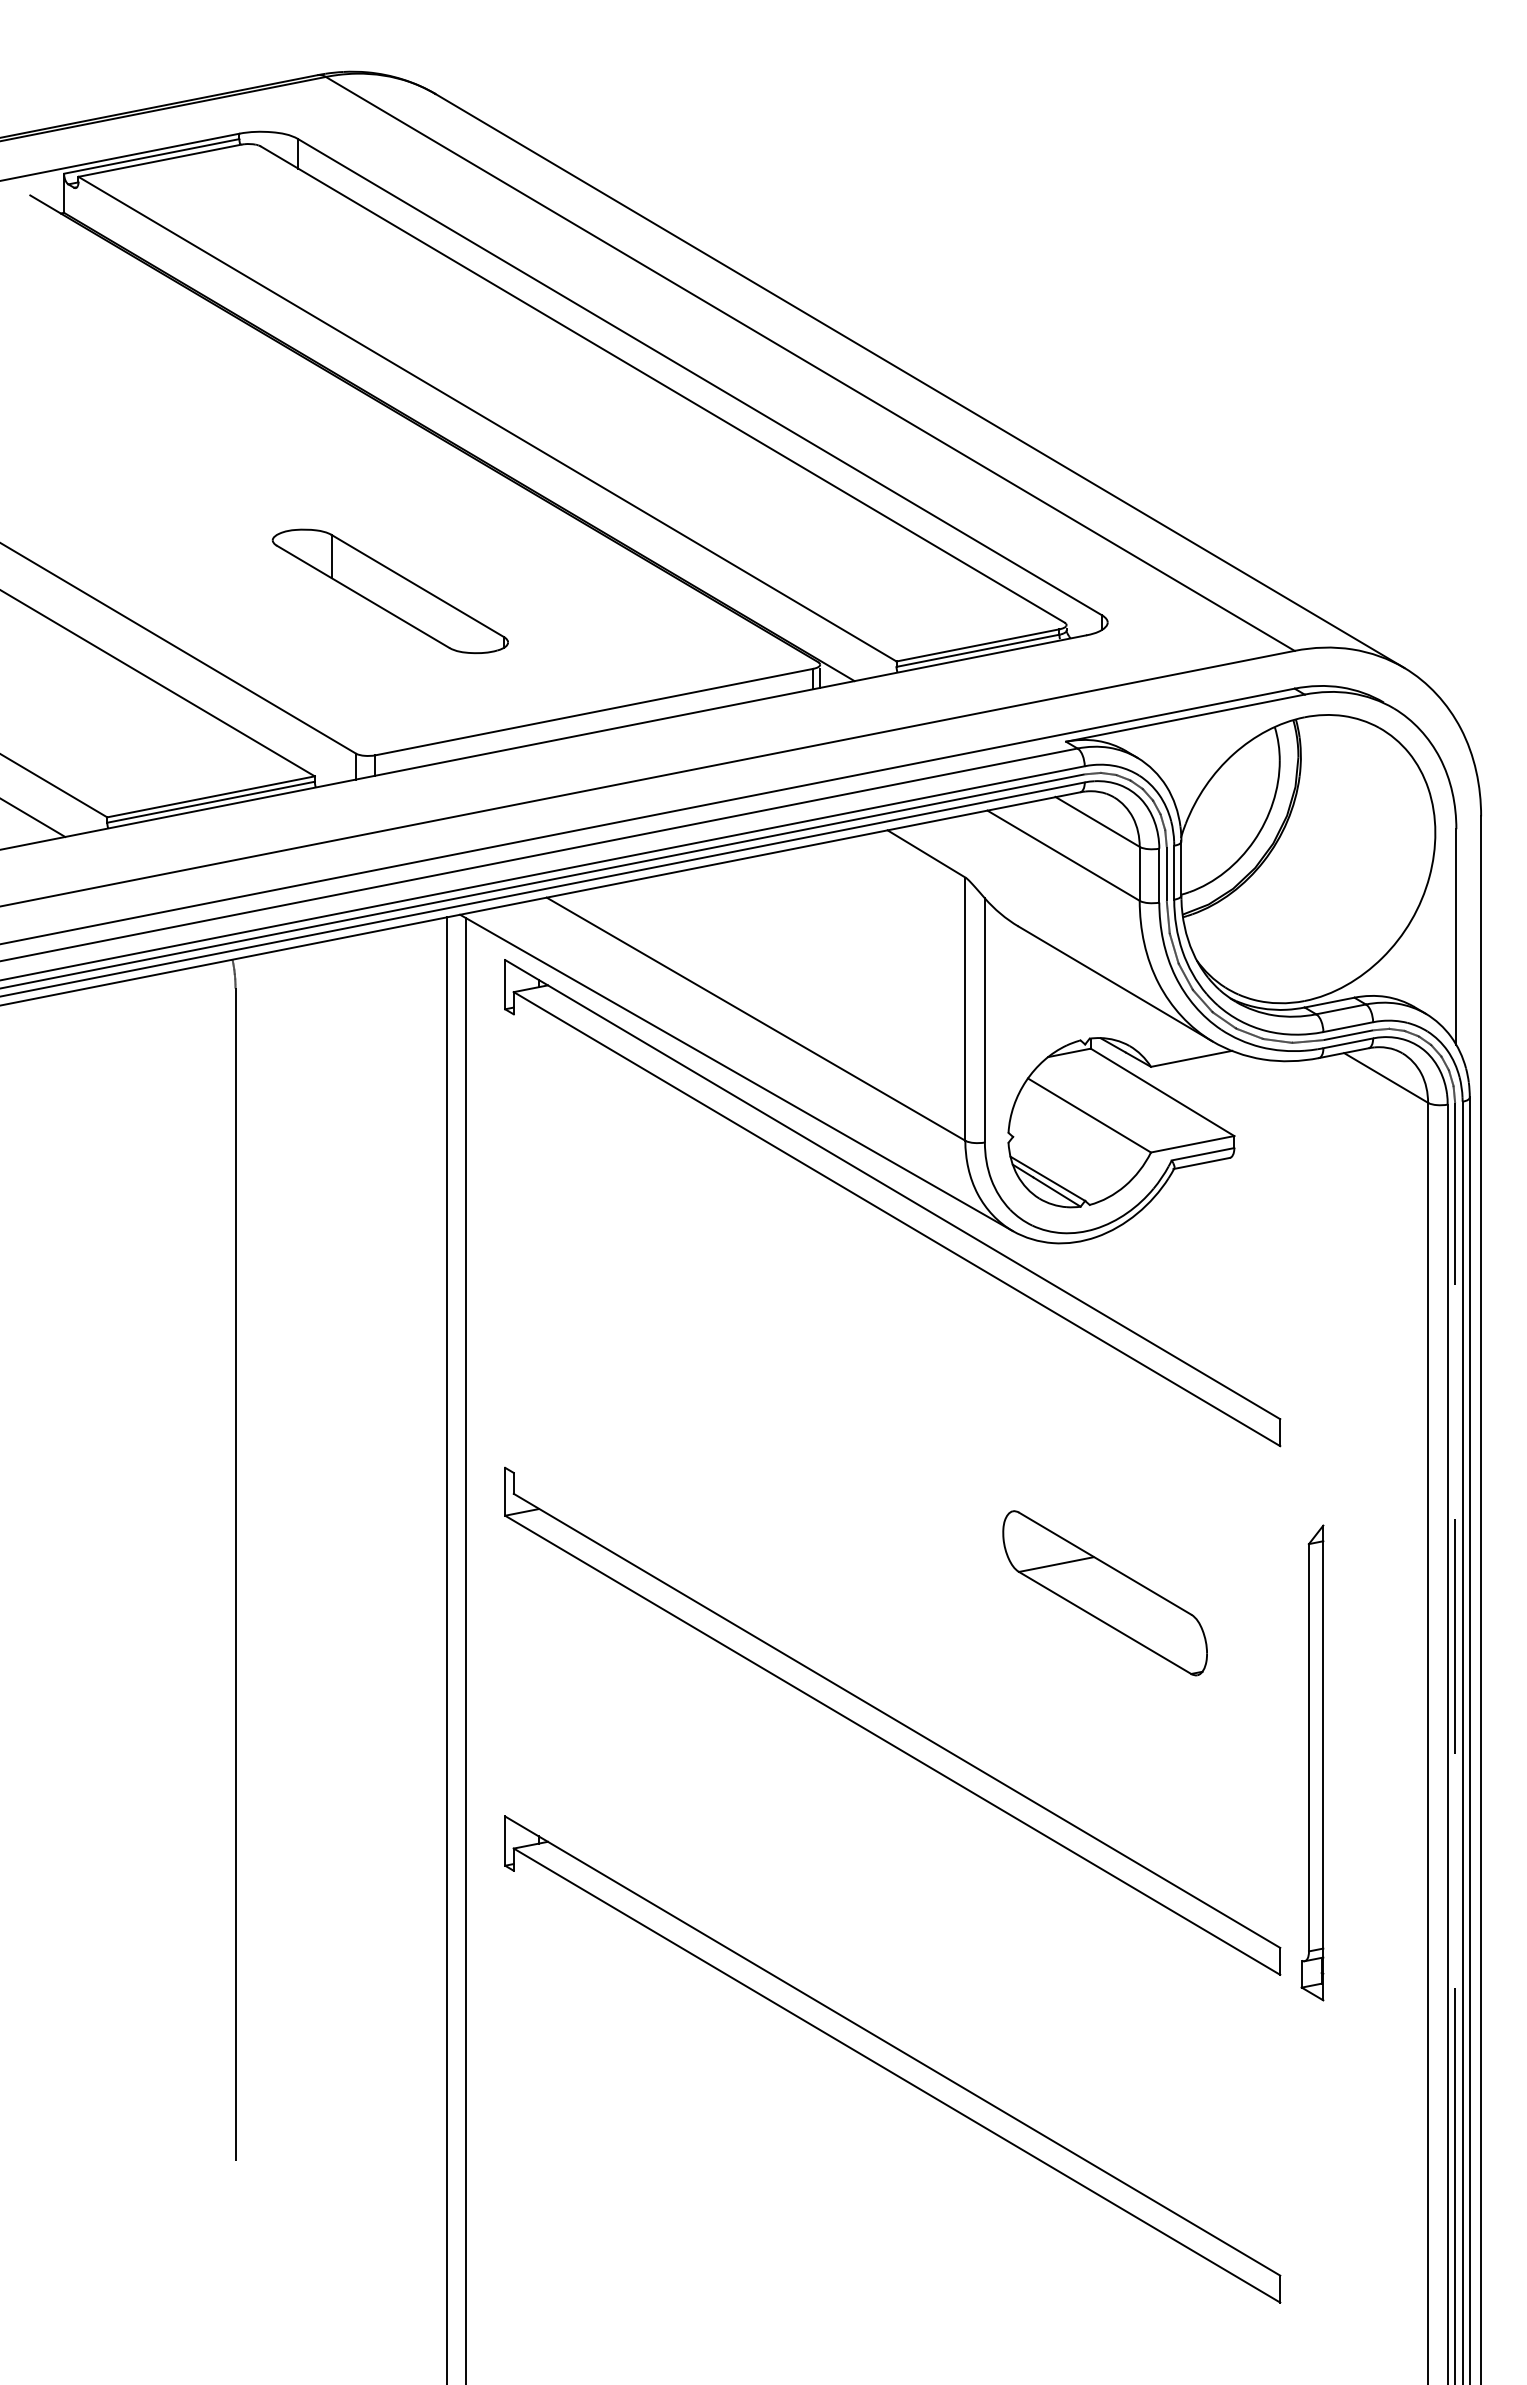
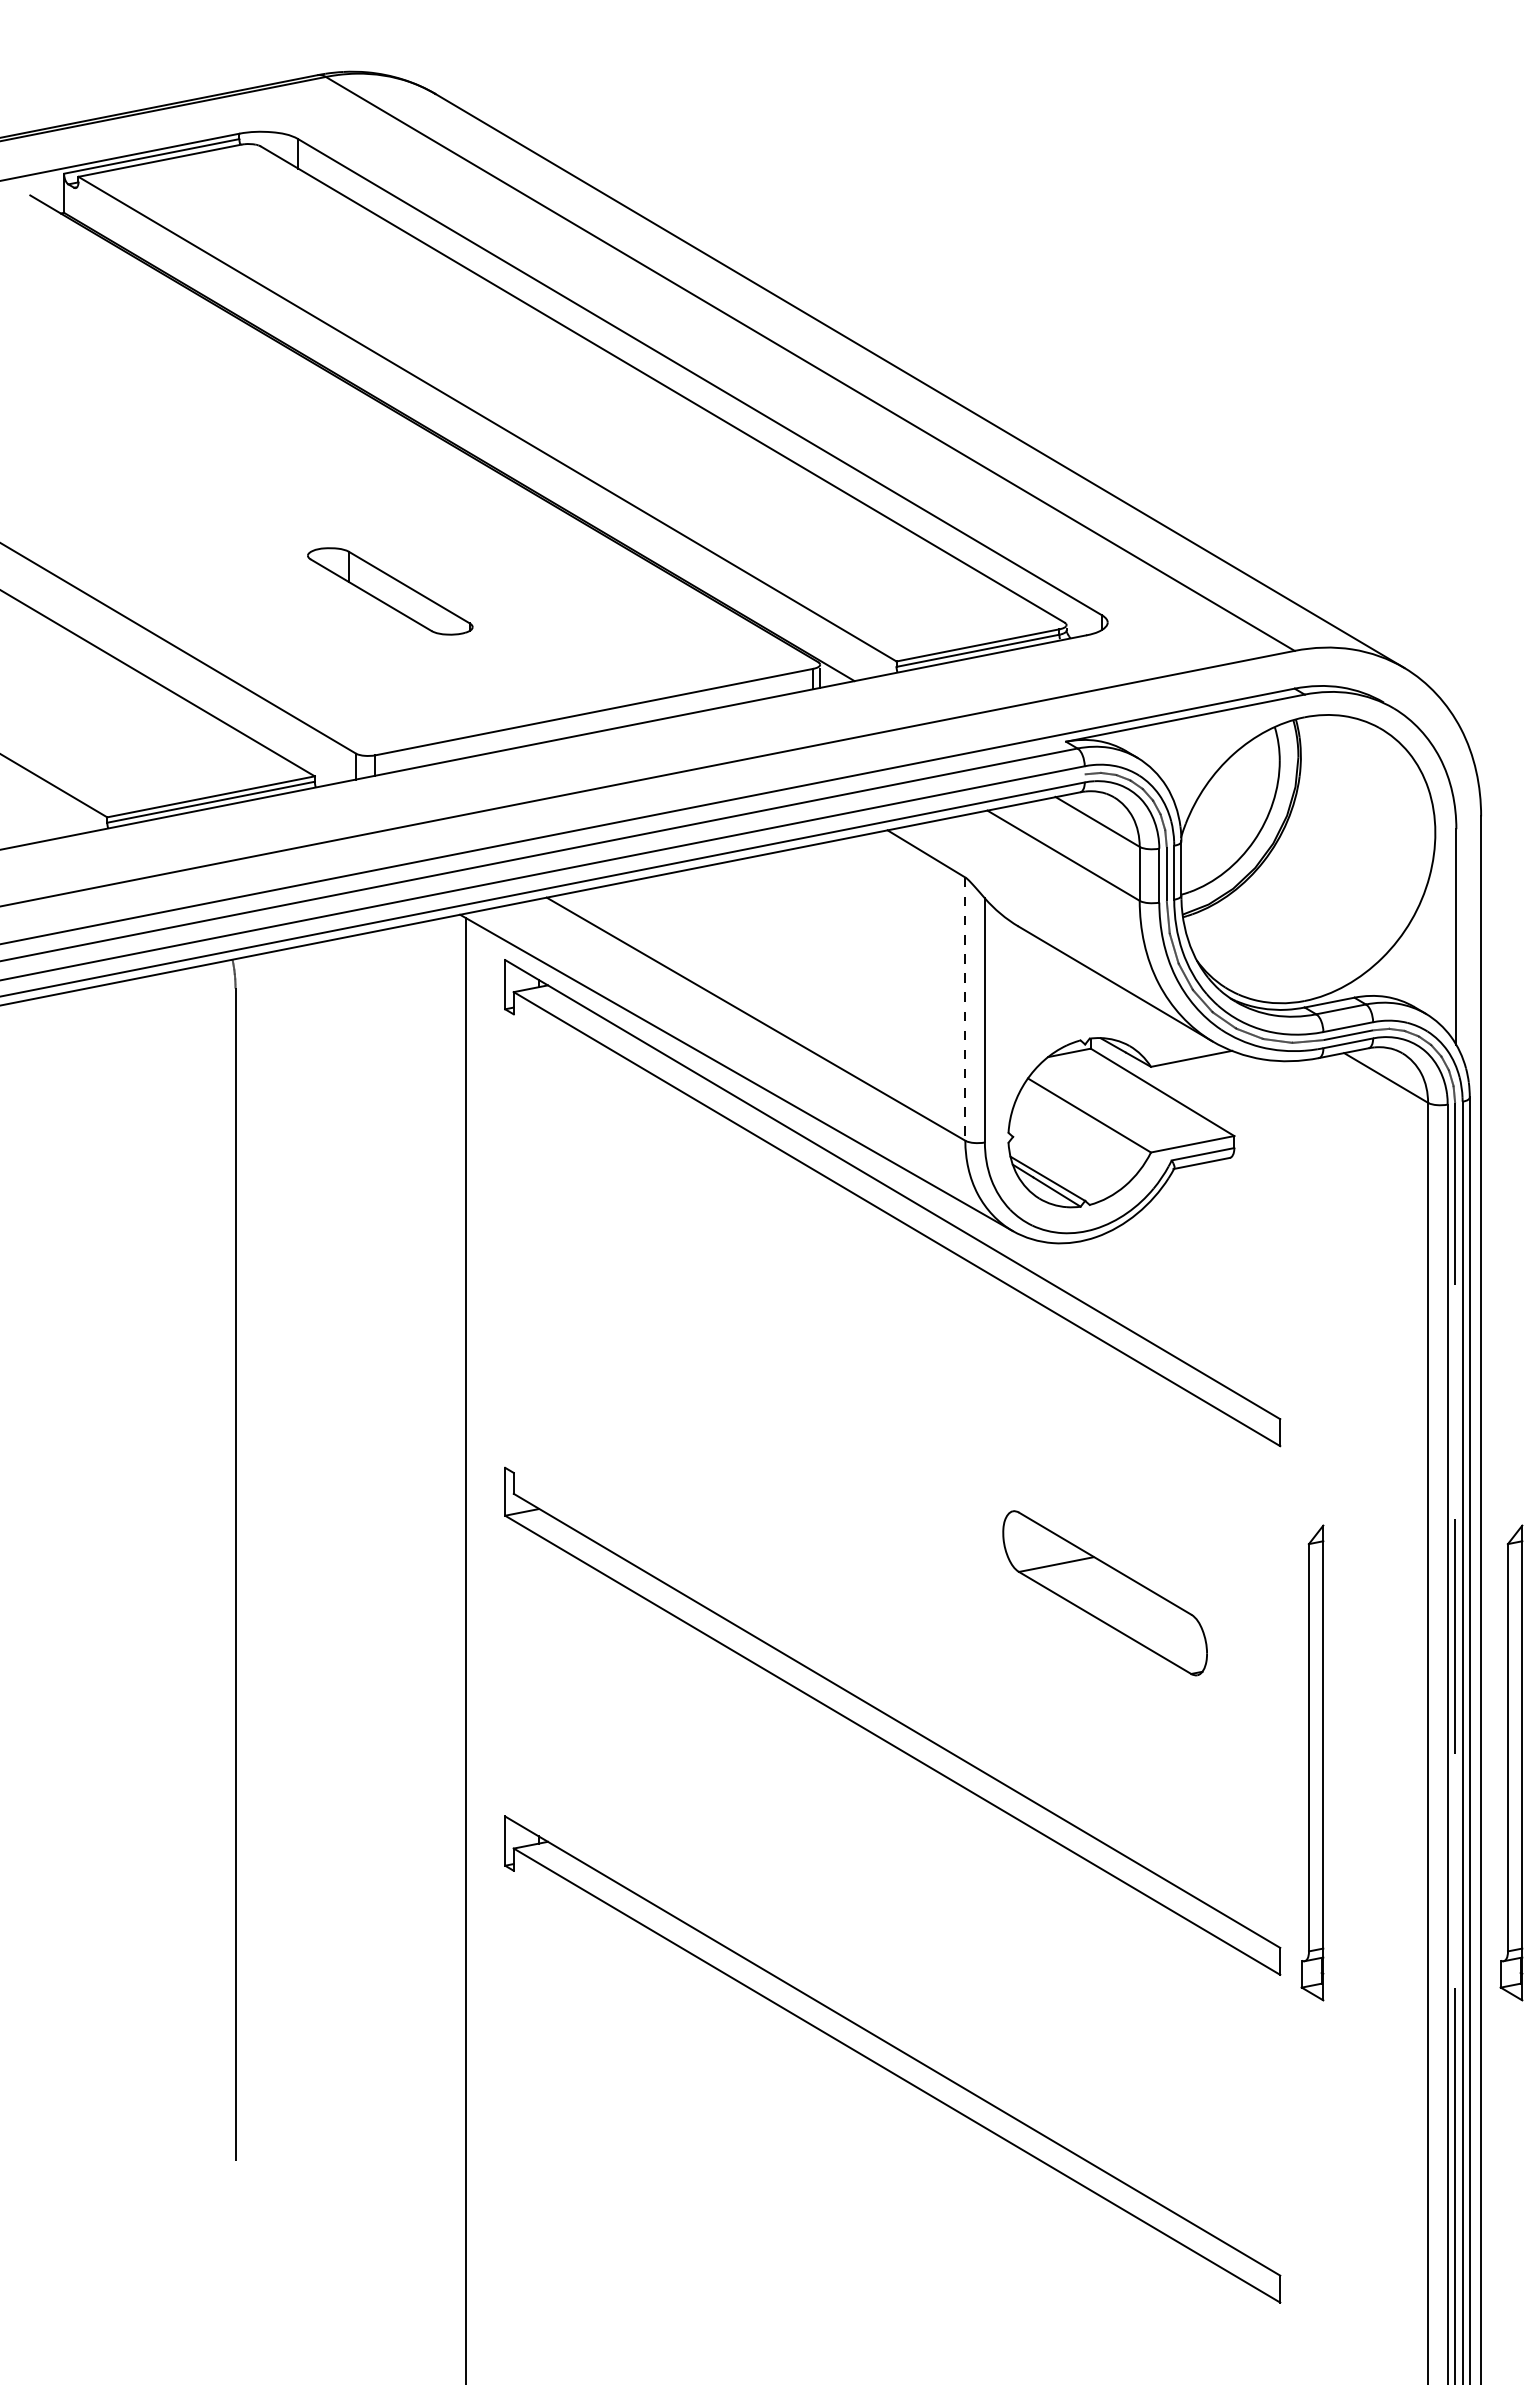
part size: 238x127 px -> 167x89 px (390, 591)
line: present -> none (33, 817)
line: present -> none (543, 881)
line: solid -> dashed (965, 1009)
line: present -> none (446, 1649)
part: none -> present (1511, 1762)
